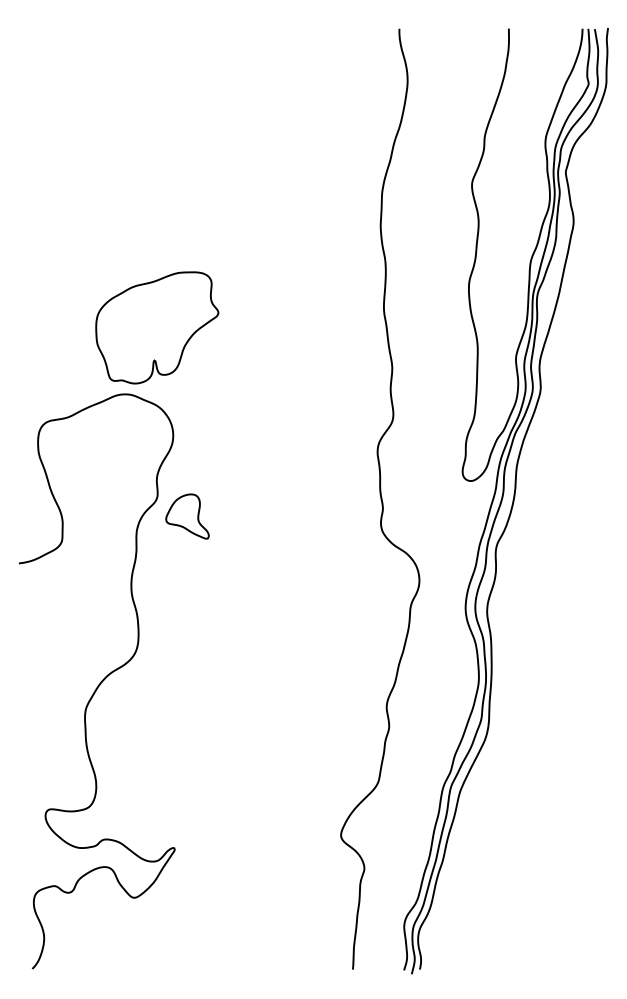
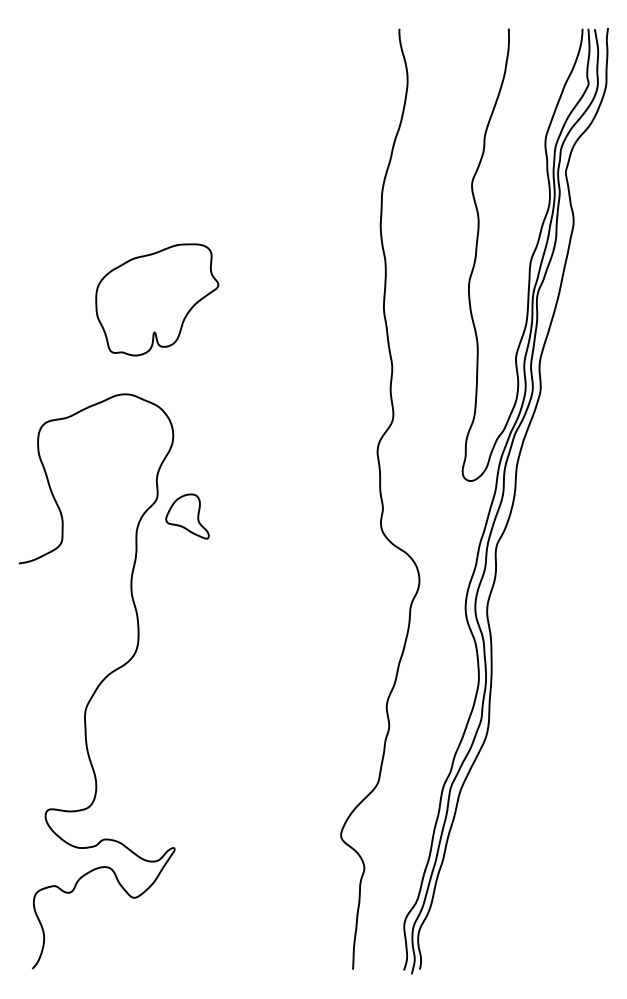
part position: (157, 327) -> (157, 299) (157, 299)
